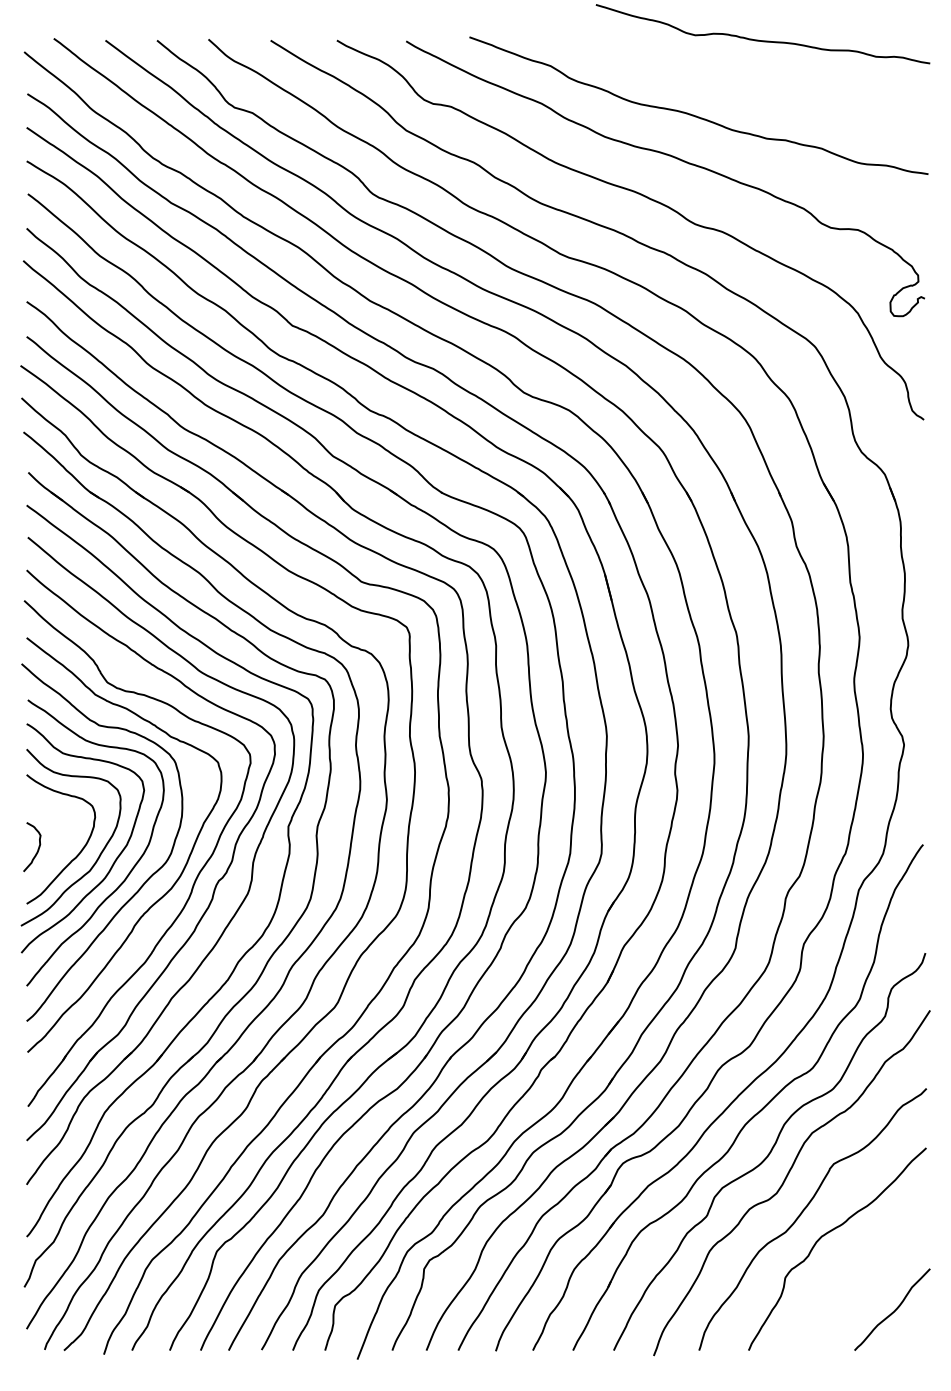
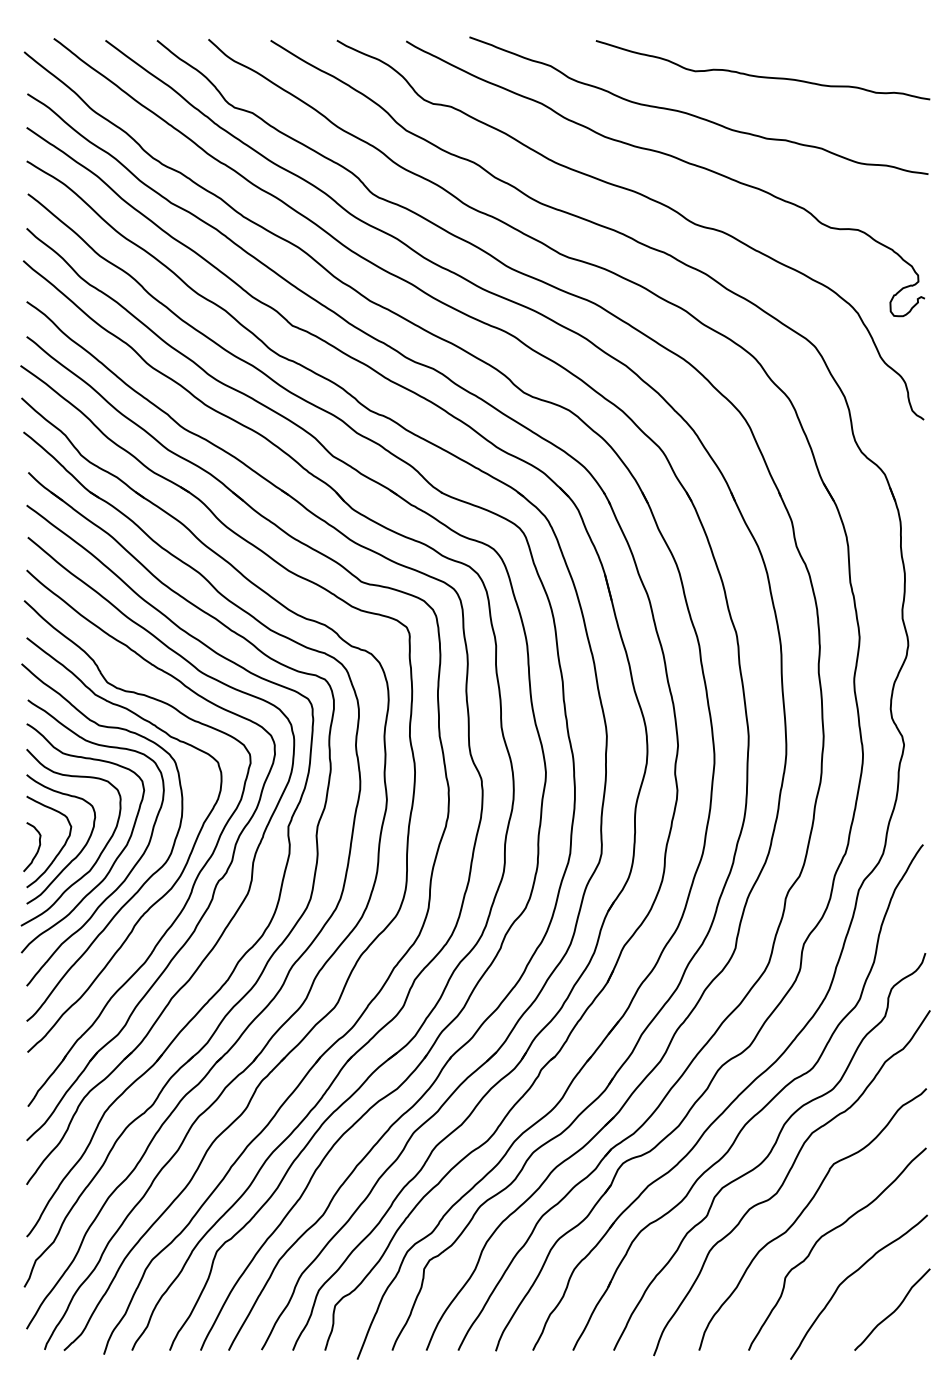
curve position: (762, 40) -> (762, 76) (762, 76)
curve: none -> present (61, 847)
curve: none -> present (852, 1275)
